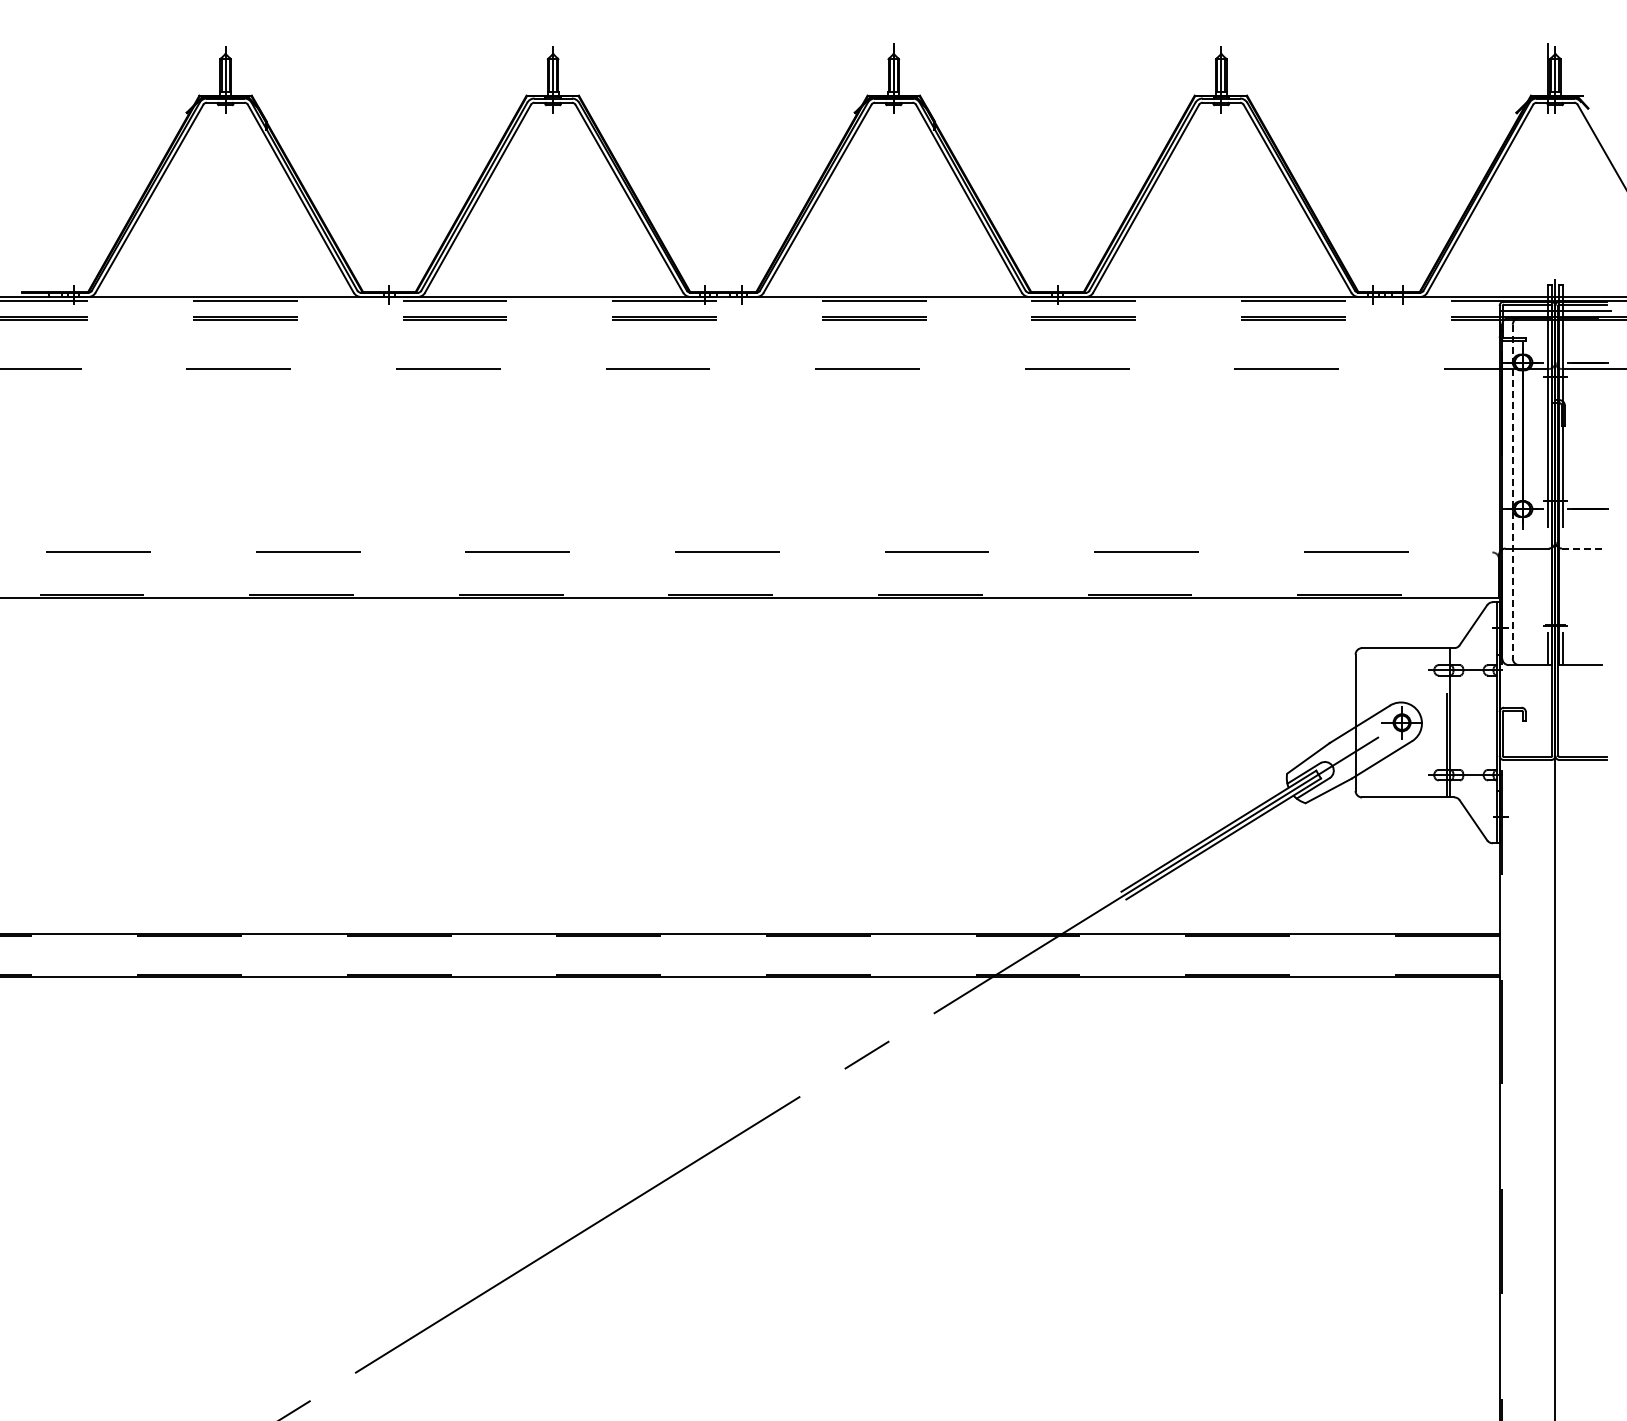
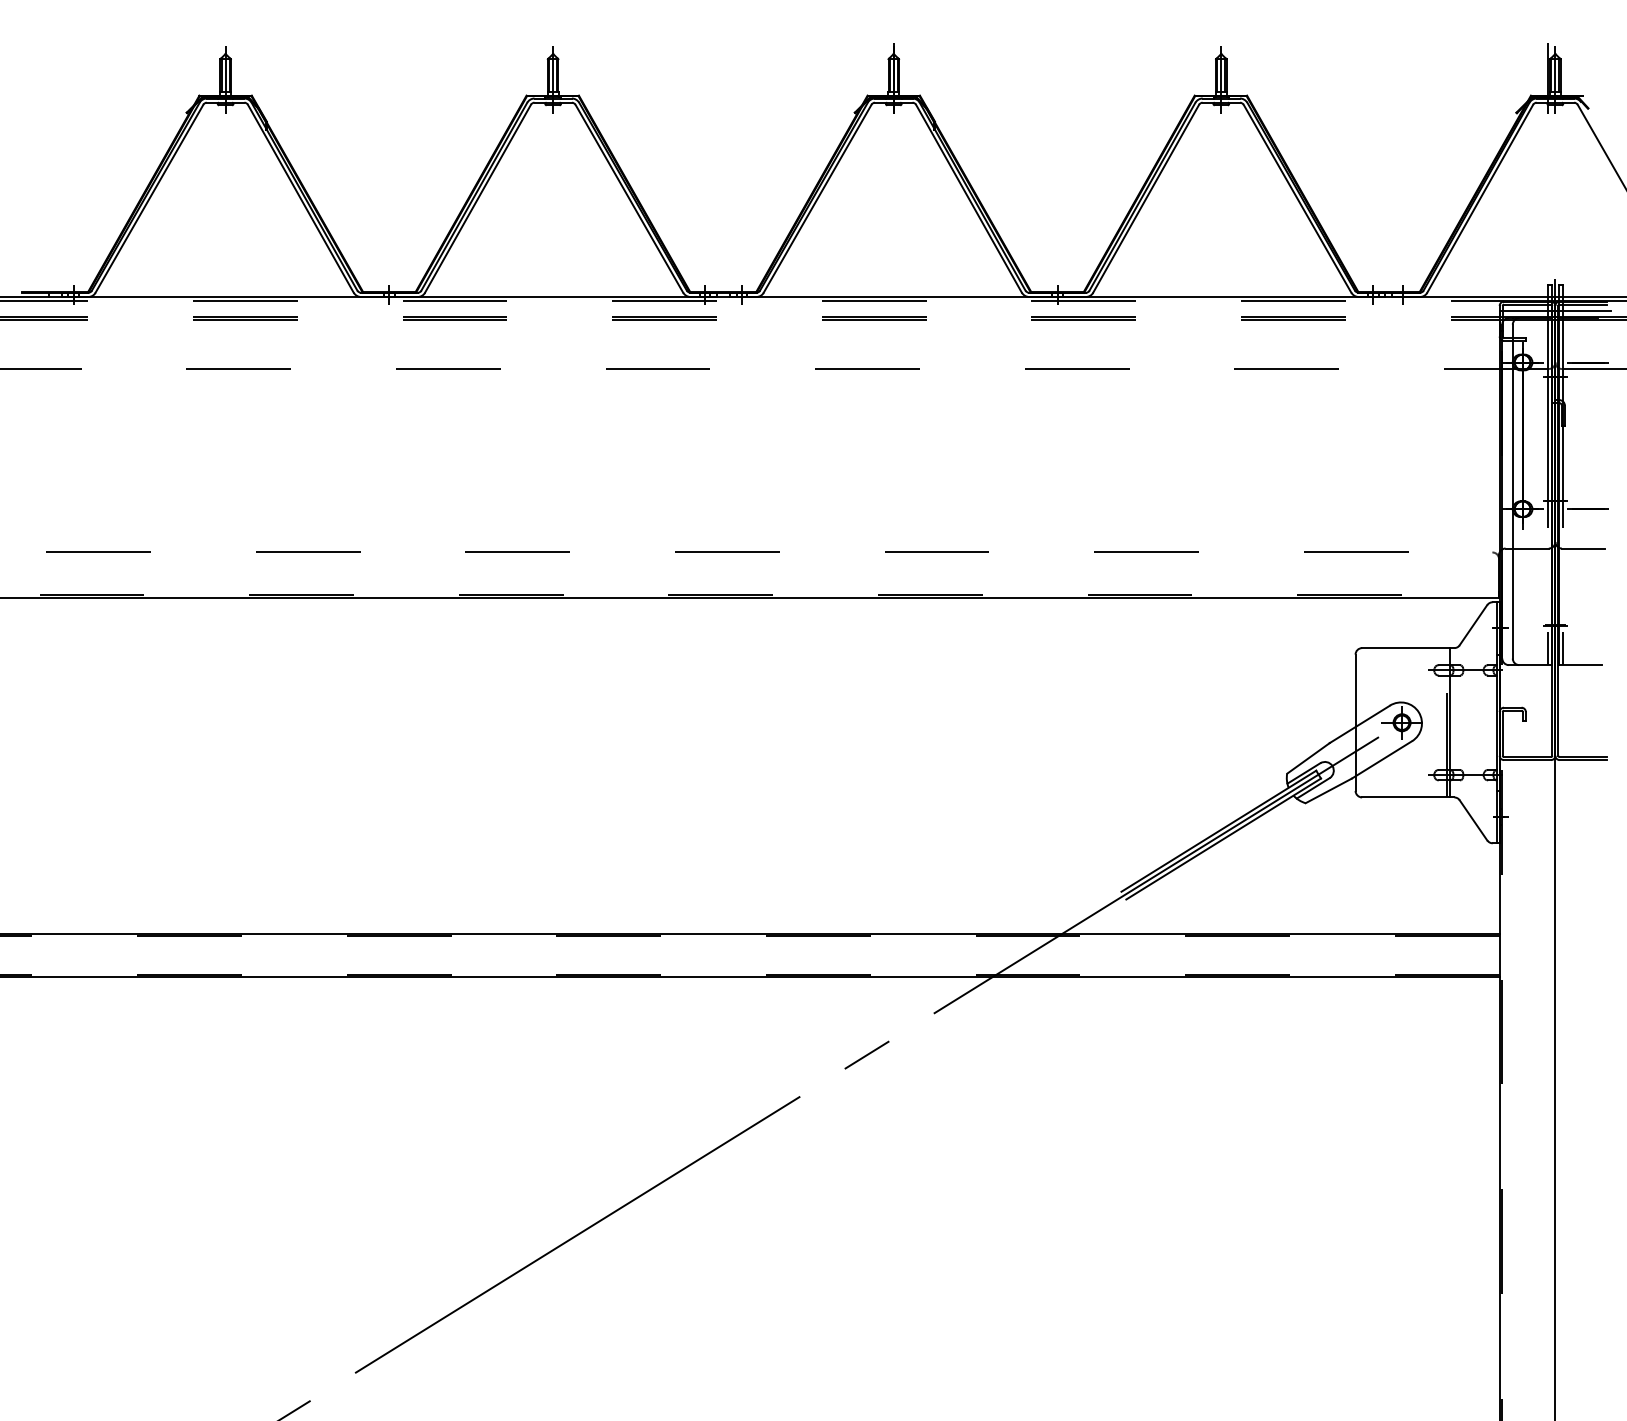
line: dashed -> solid (1512, 491)
line: dashed -> solid (1583, 548)
